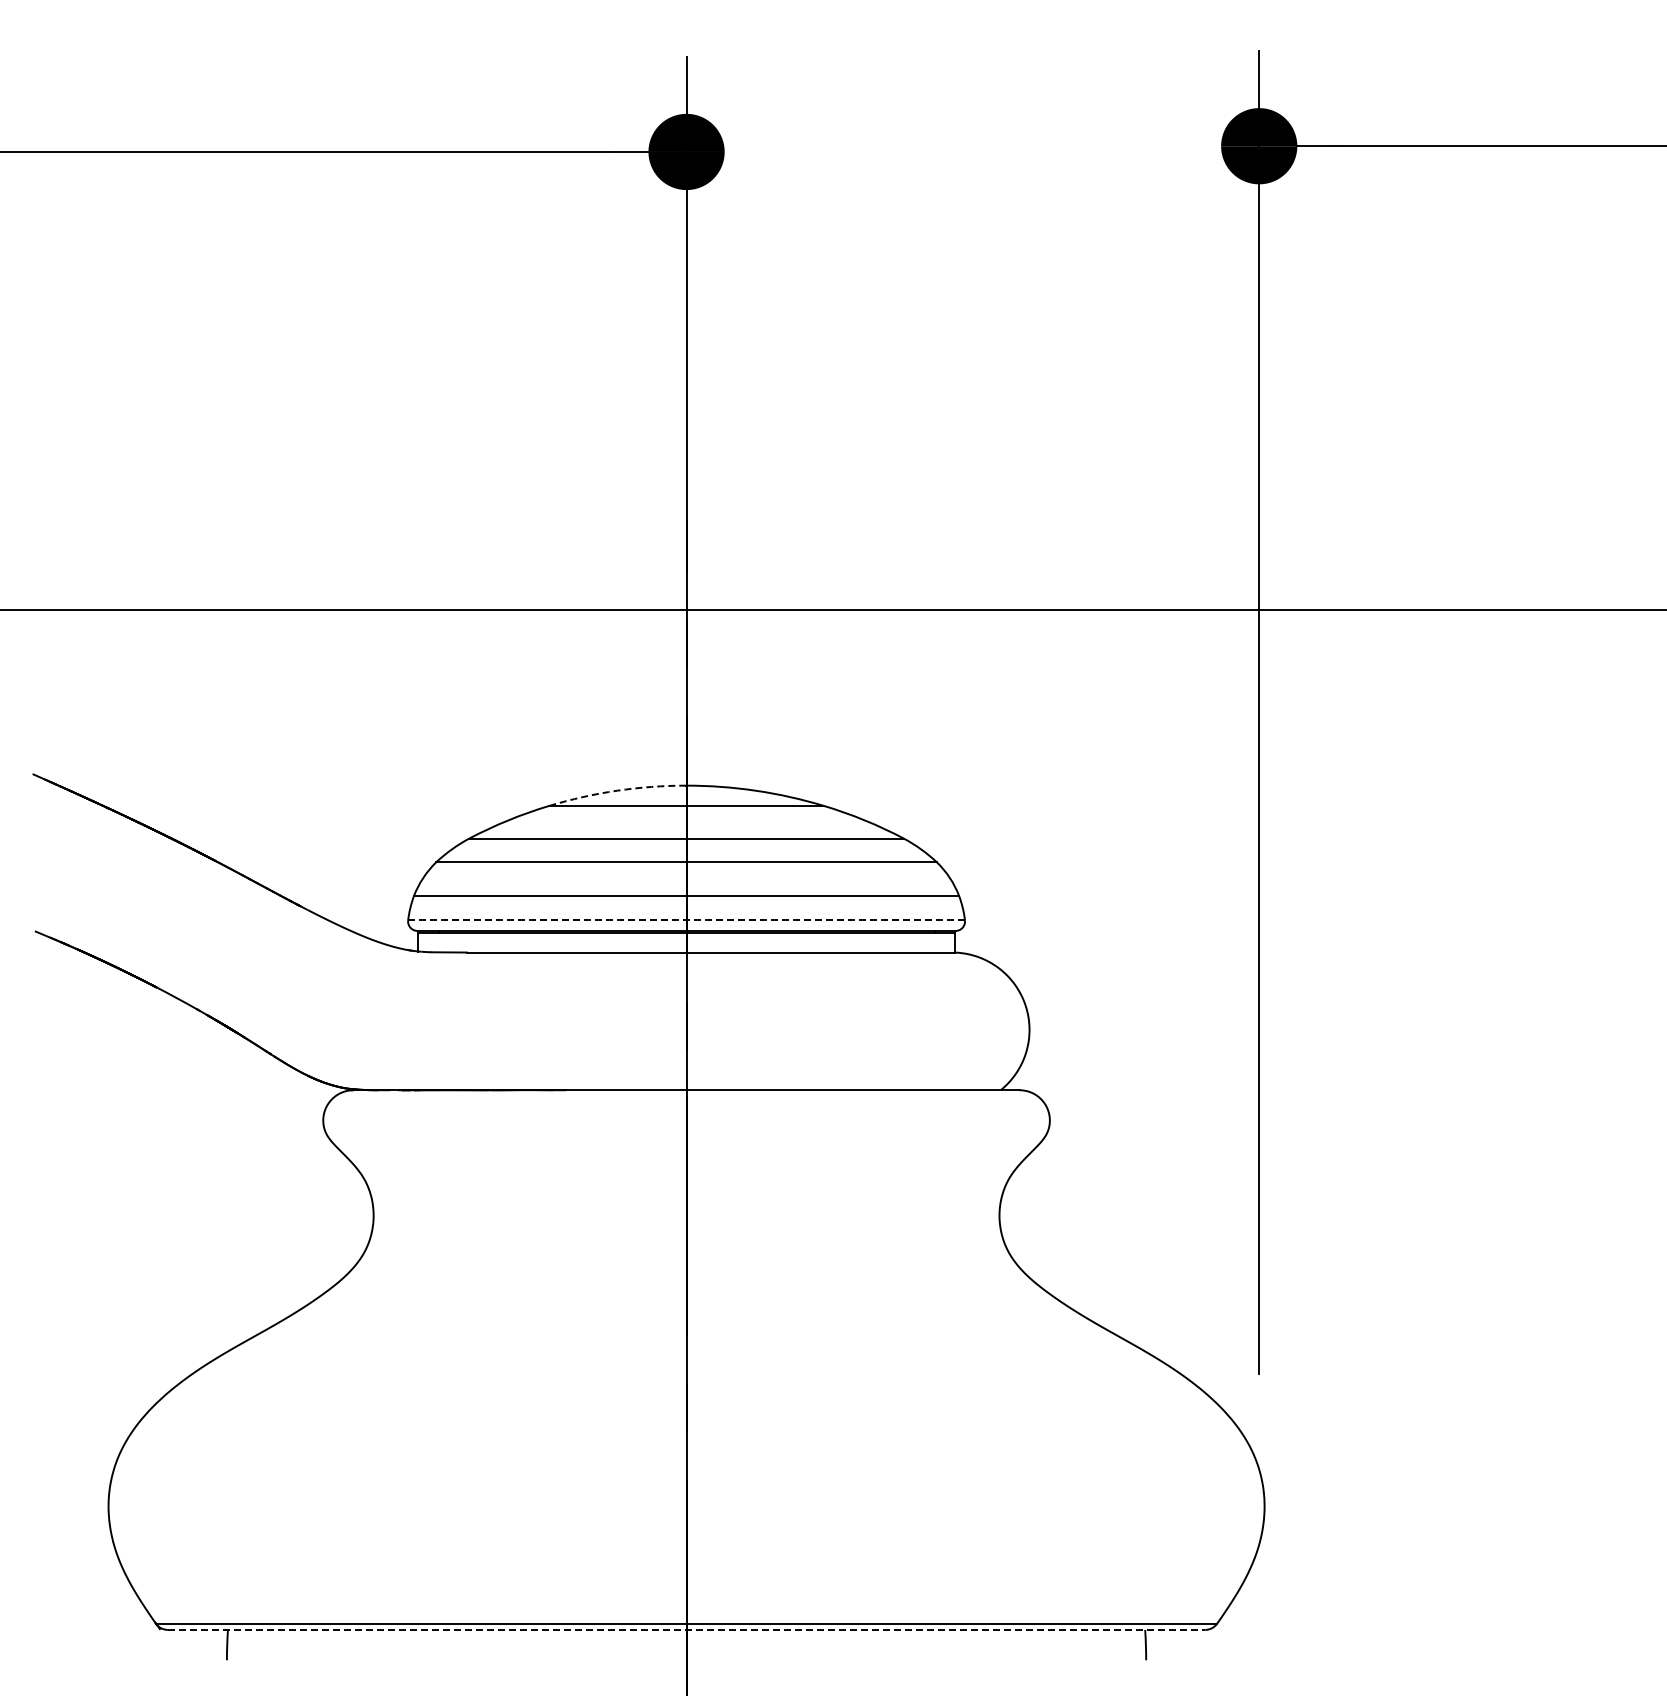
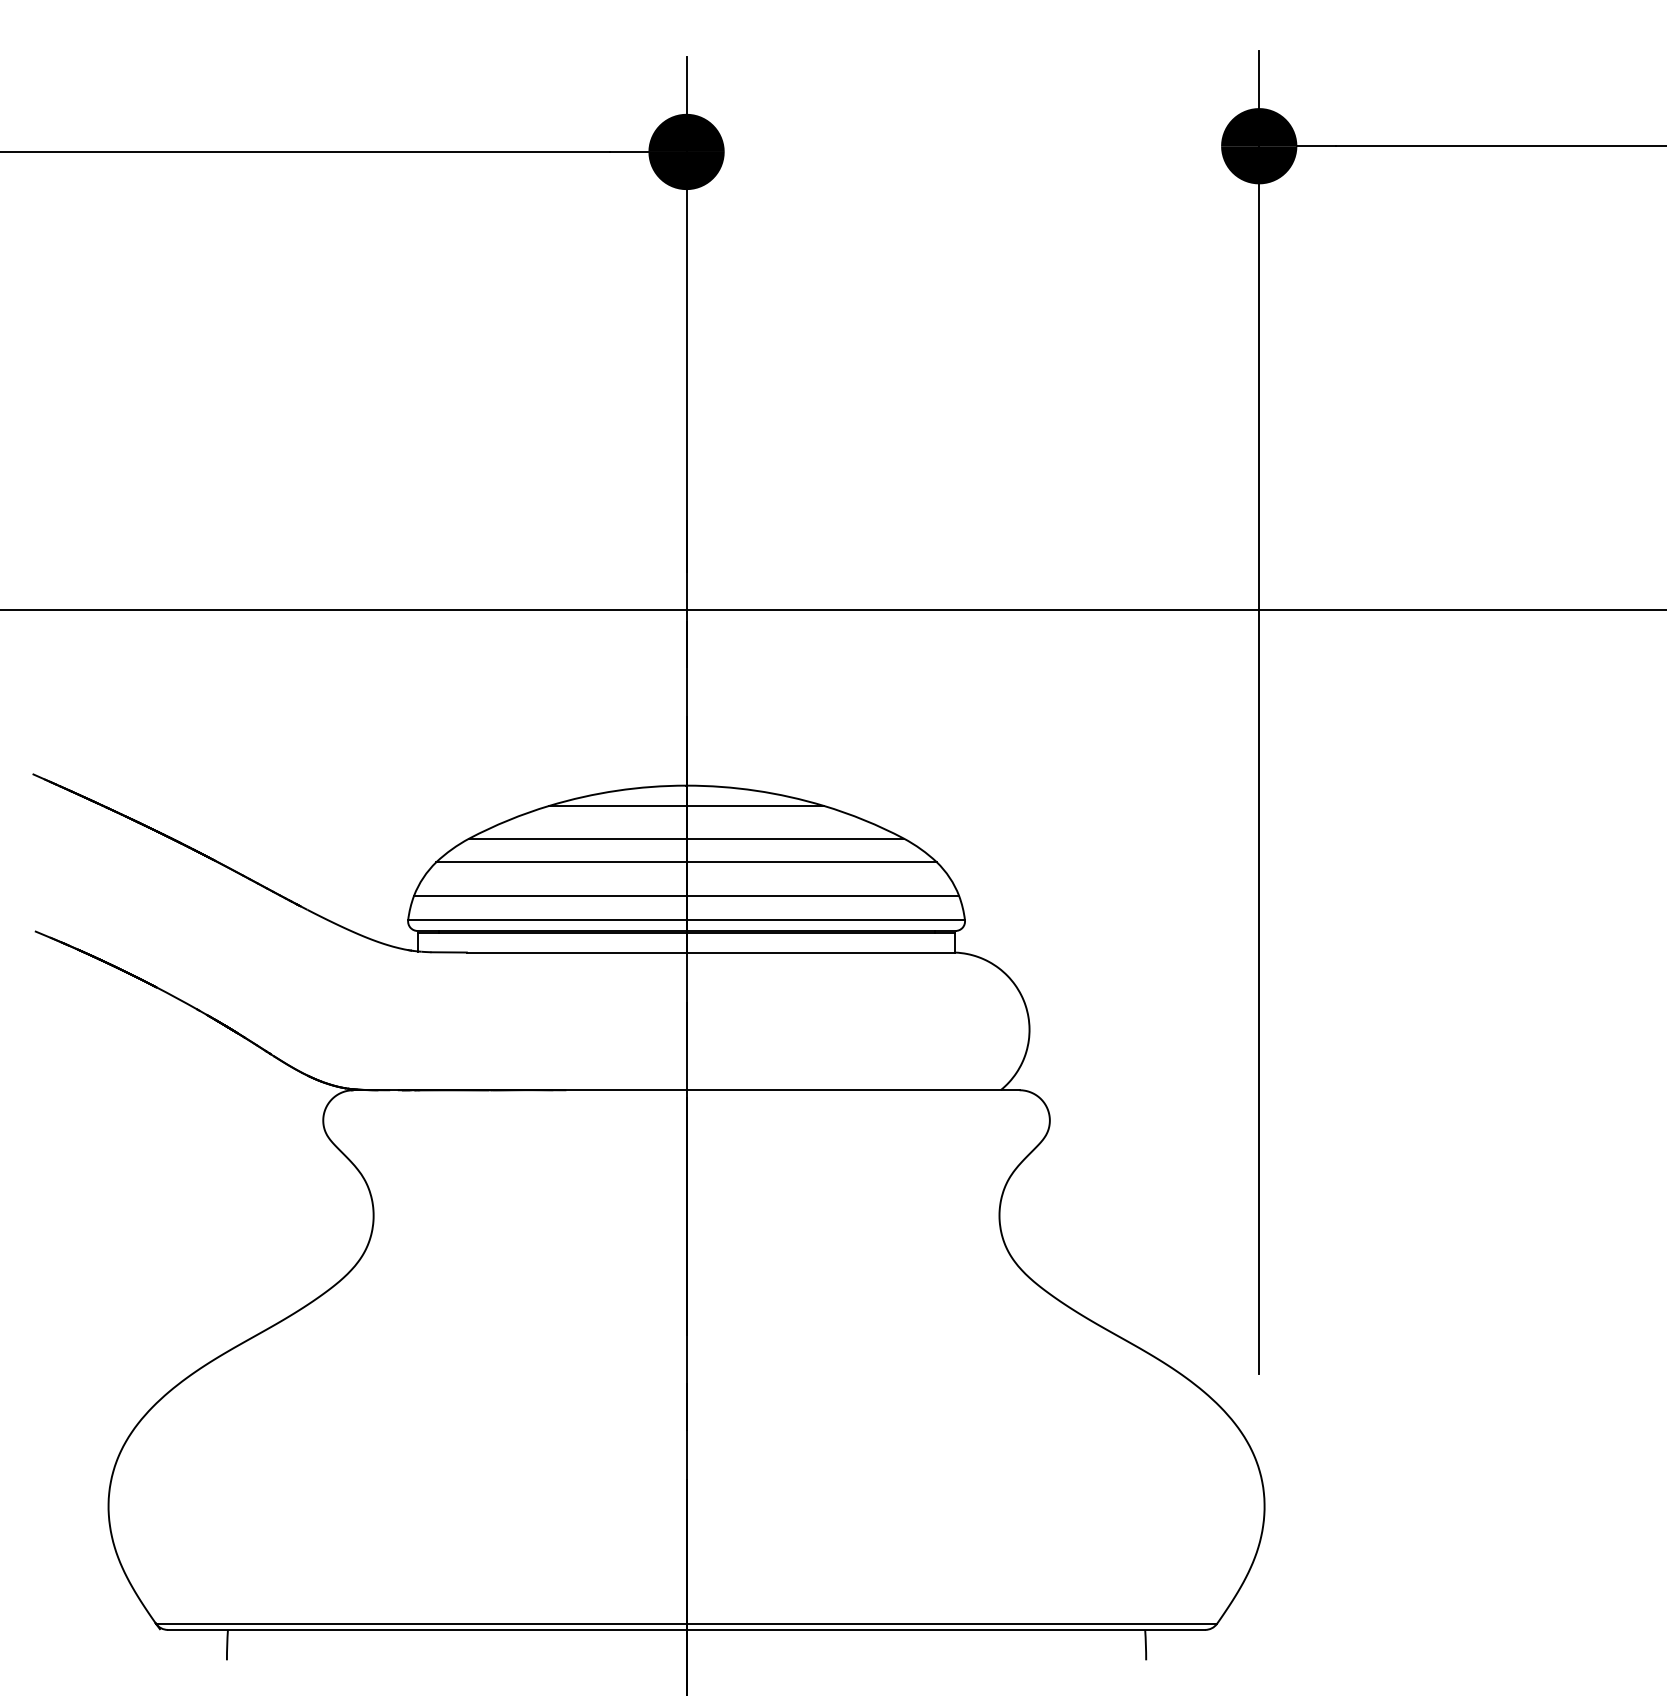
arc: dashed -> solid (617, 790)
line: dashed -> solid (686, 920)
line: dashed -> solid (686, 1629)
